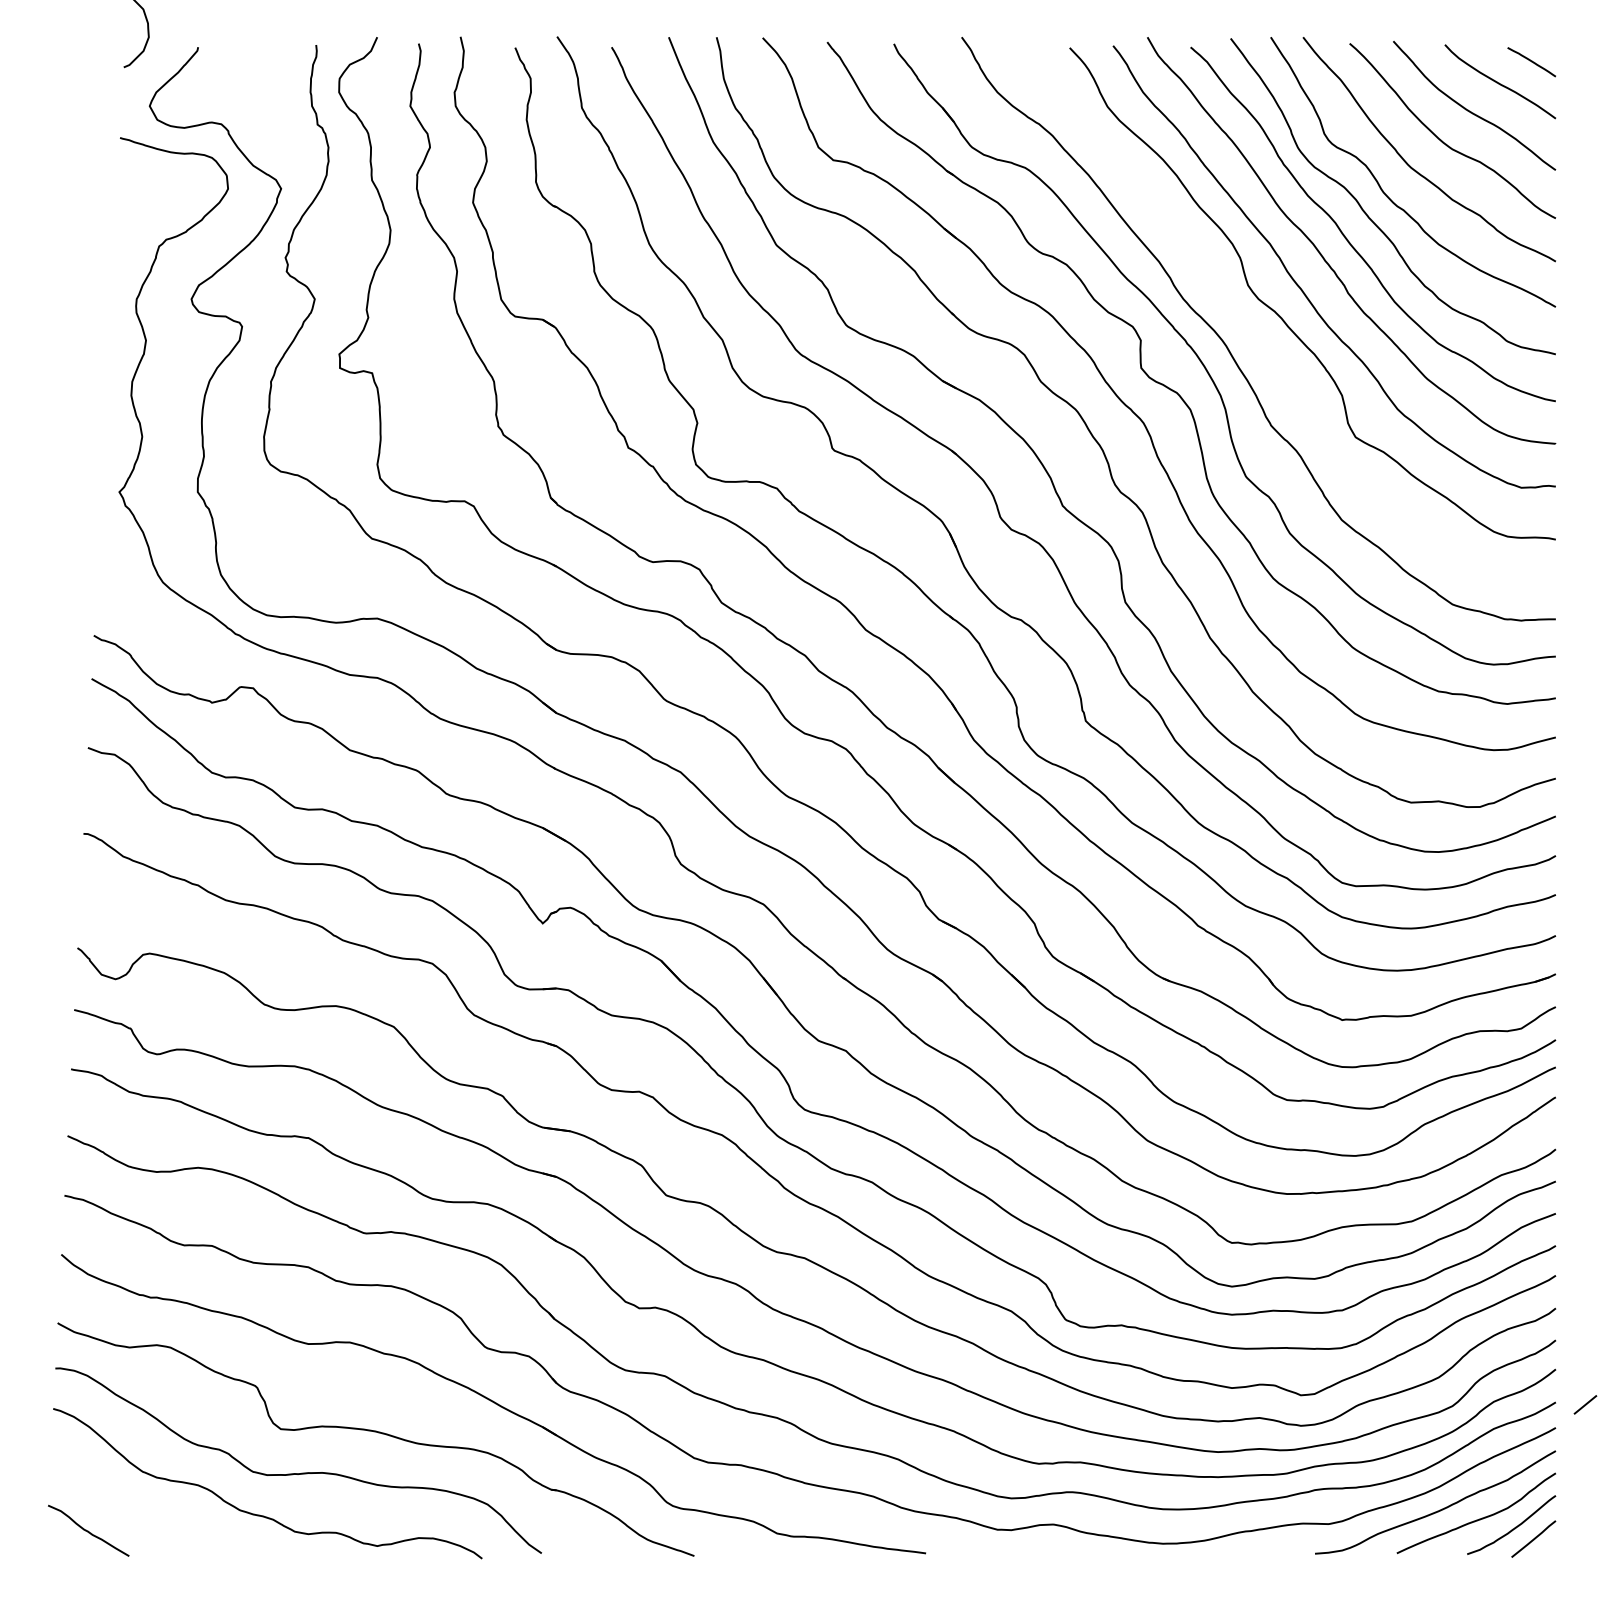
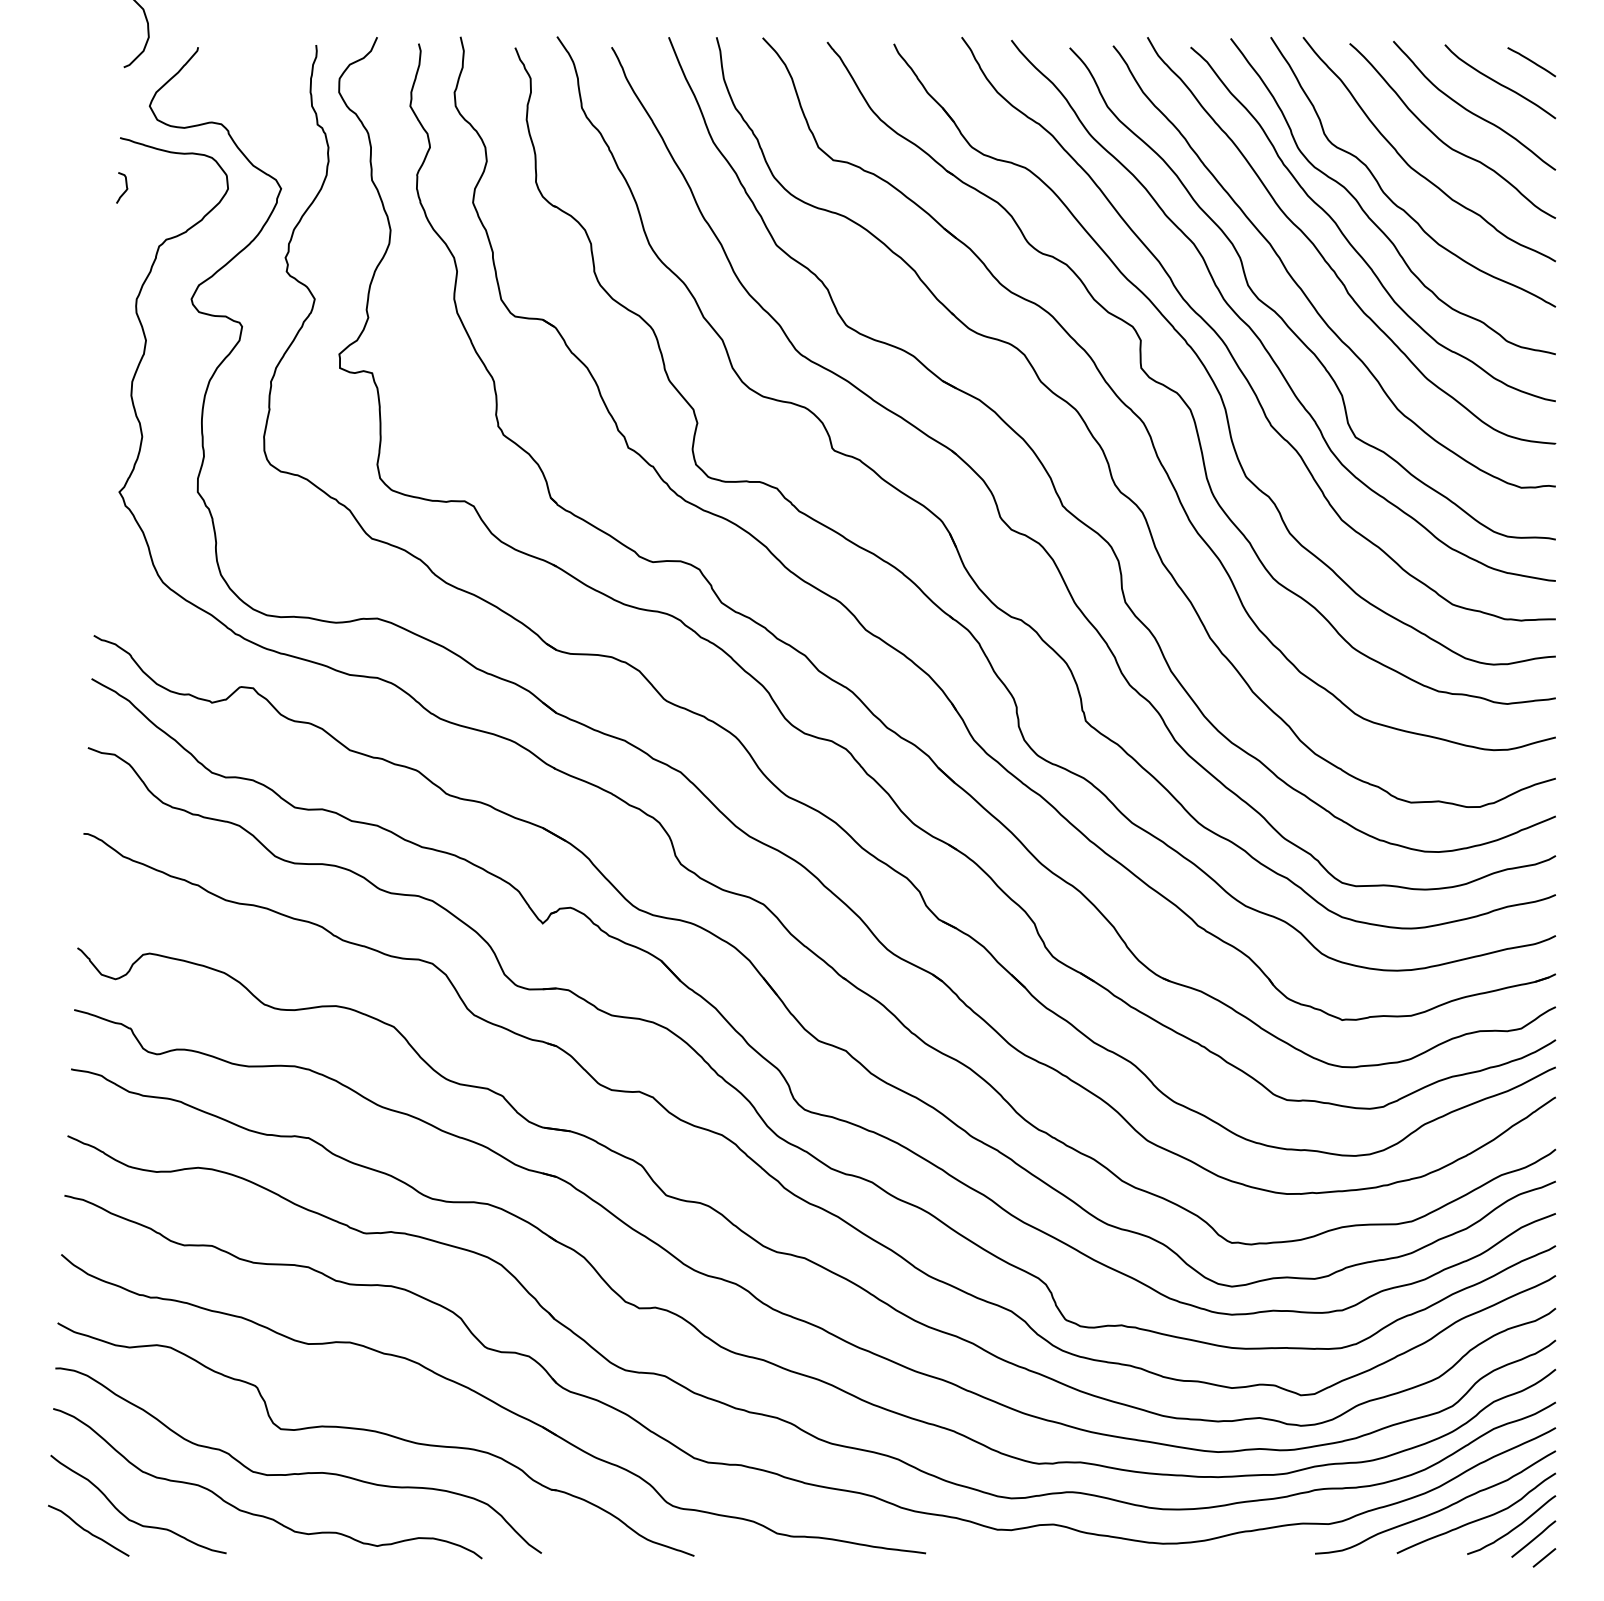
curve: none -> present (125, 185)
curve: none -> present (1254, 331)
line position: (1585, 1404) -> (1544, 1557) (1544, 1557)
curve: none -> present (131, 1519)
